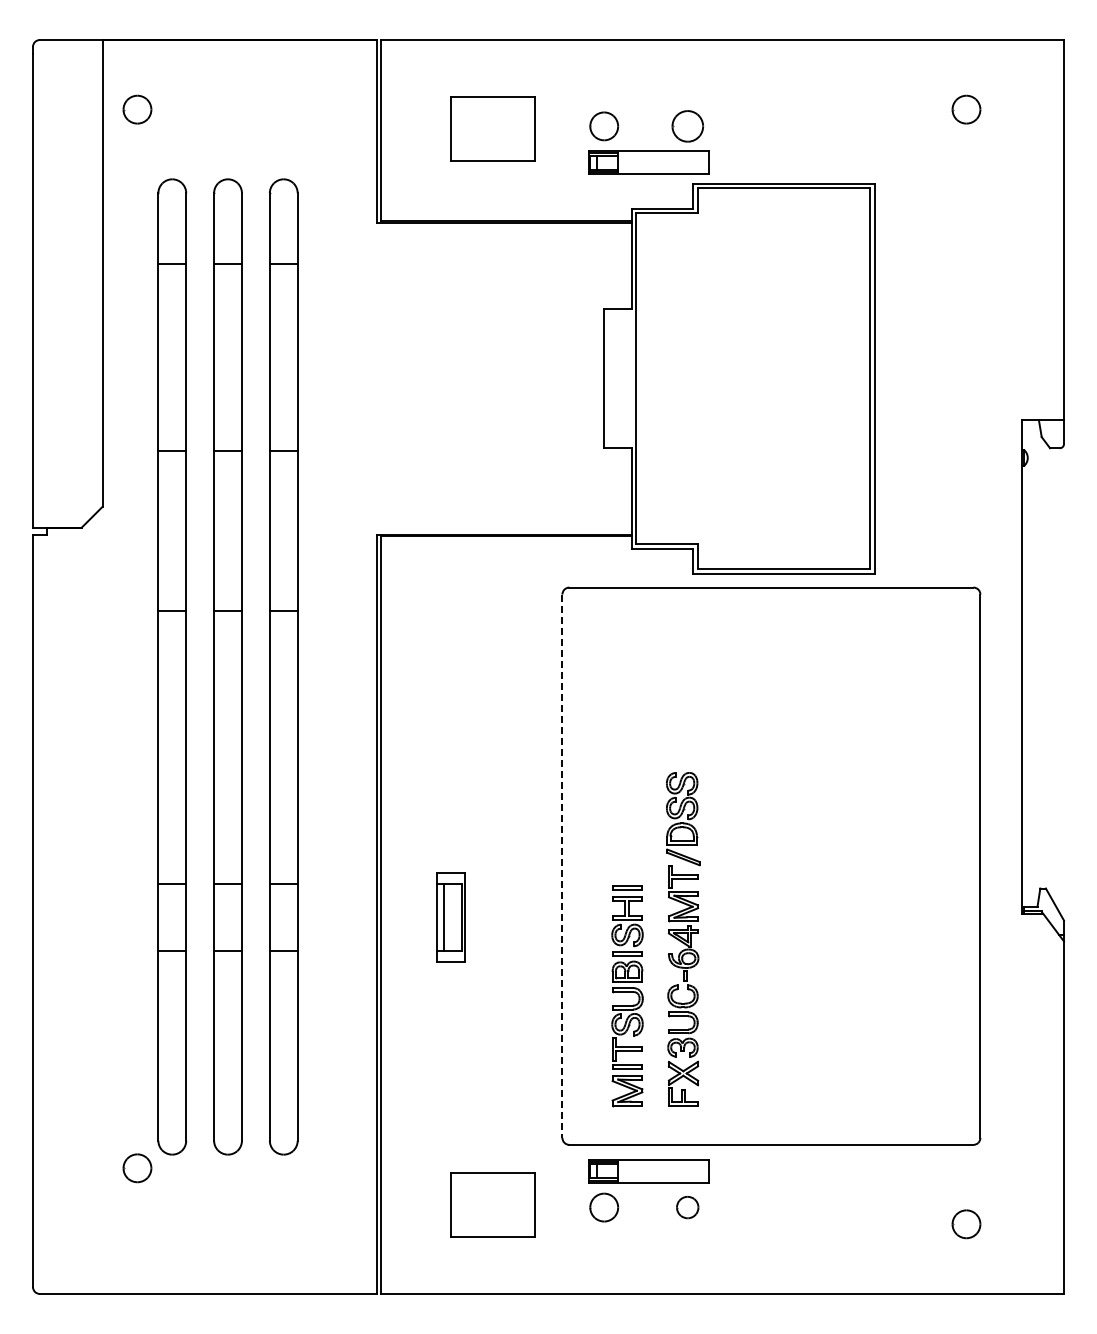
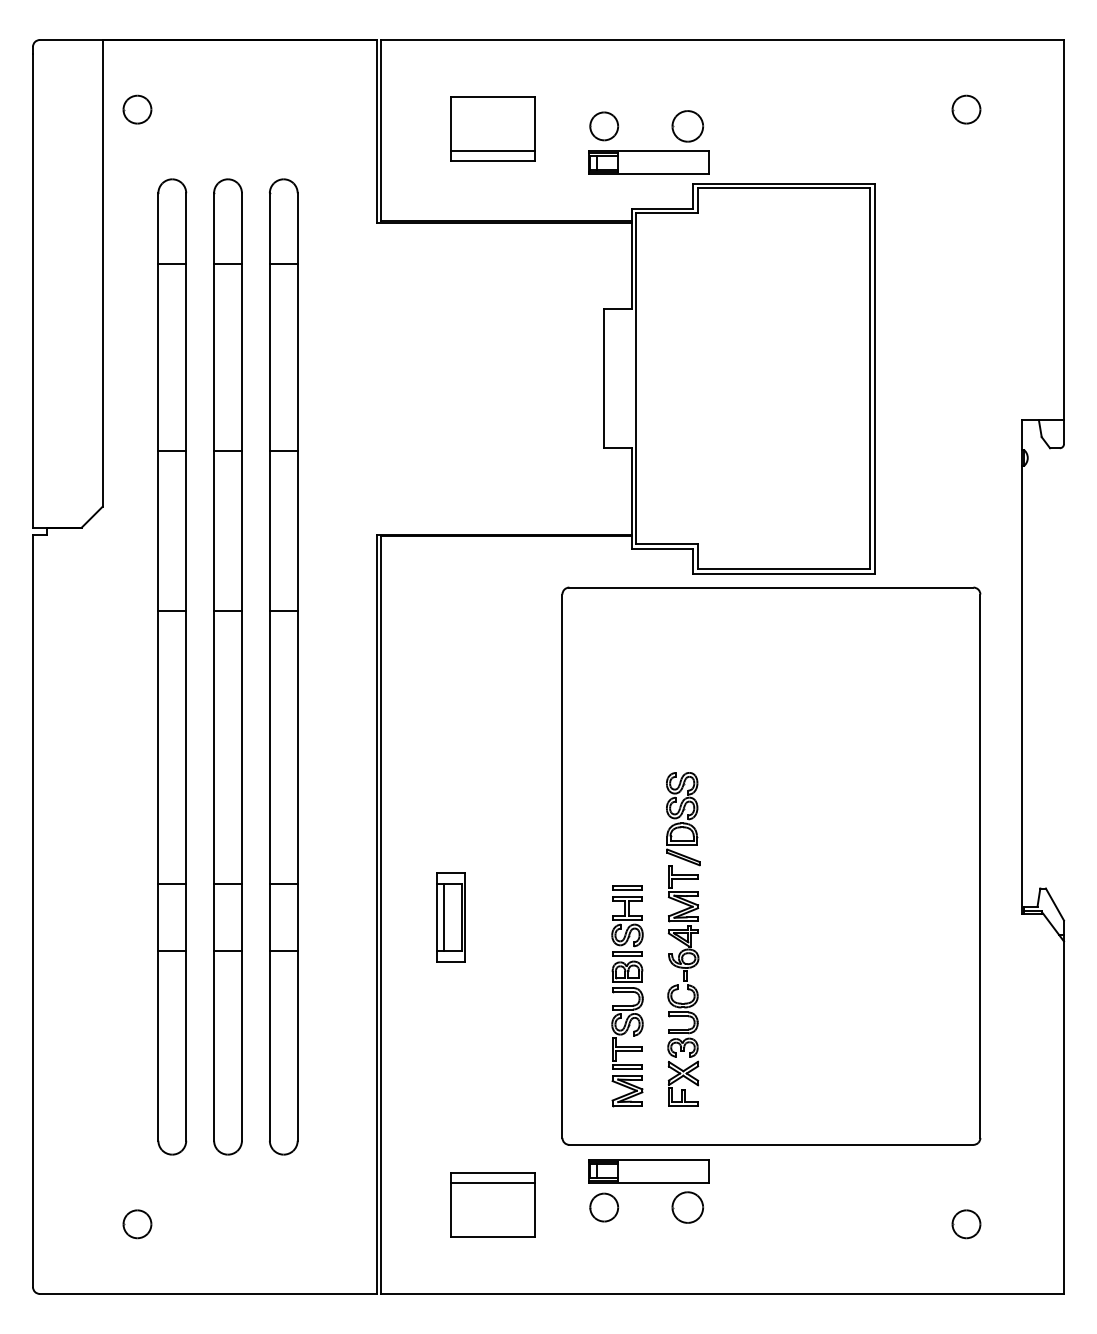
line: none -> present (492, 151)
line: dashed -> solid (562, 866)
part position: (137, 1168) -> (137, 1224) (137, 1224)
line: none -> present (492, 1182)
part size: 24x24 px -> 33x33 px (687, 1207)
